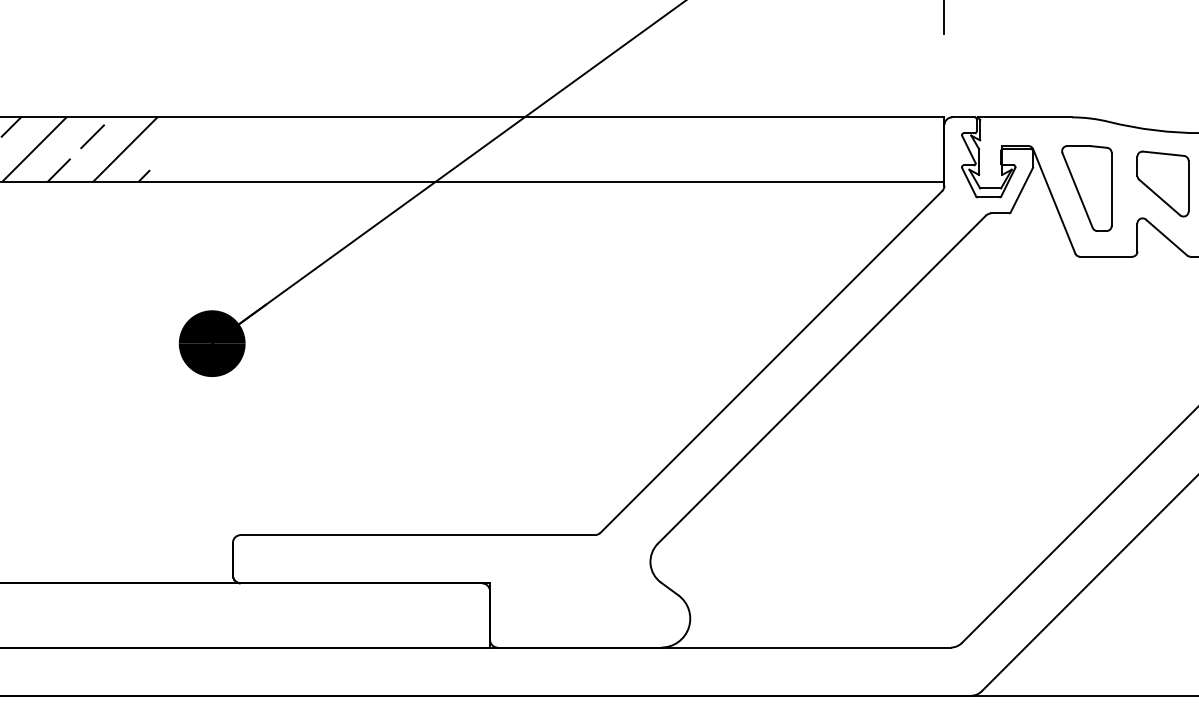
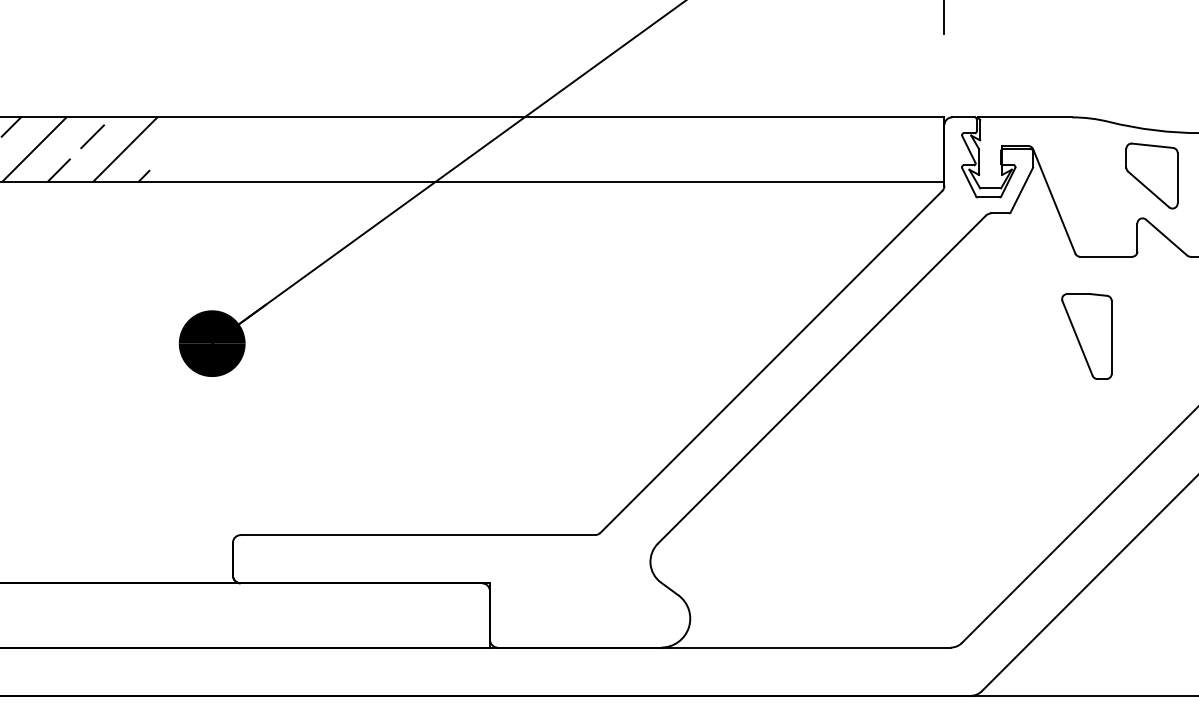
part position: (1162, 183) -> (1151, 175) (1151, 175)
part position: (1086, 188) -> (1086, 336) (1086, 336)
